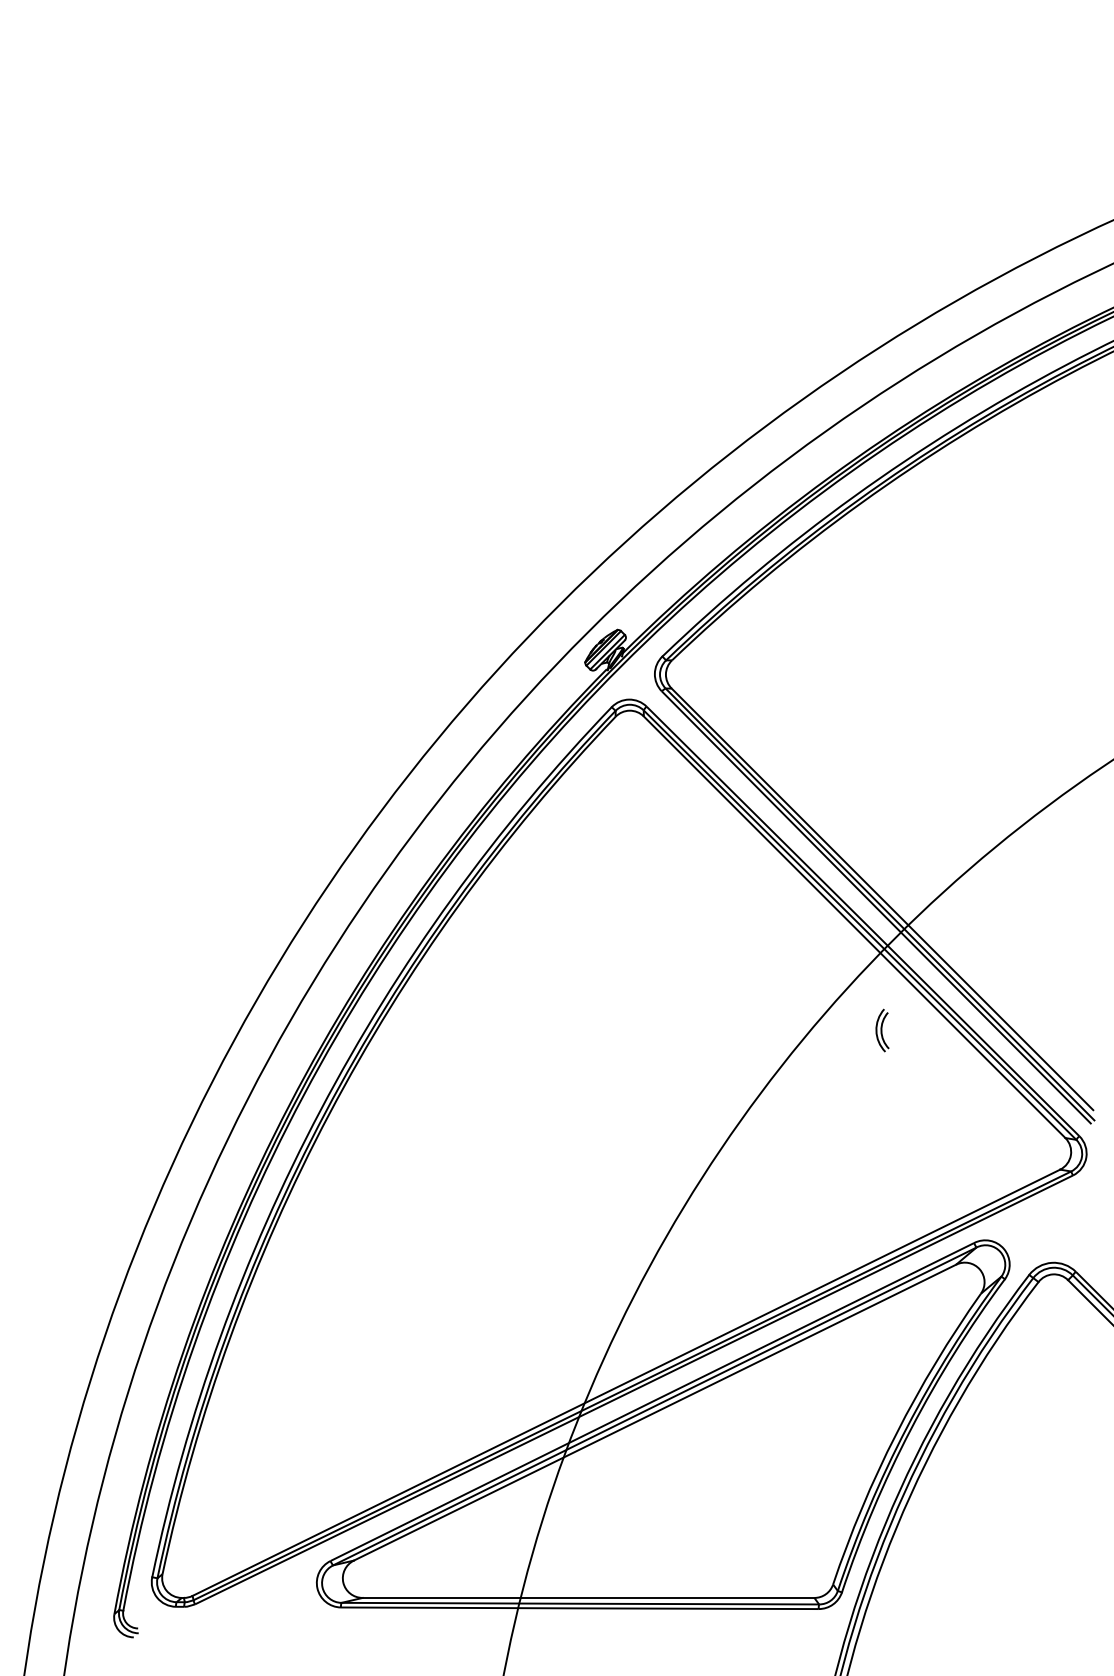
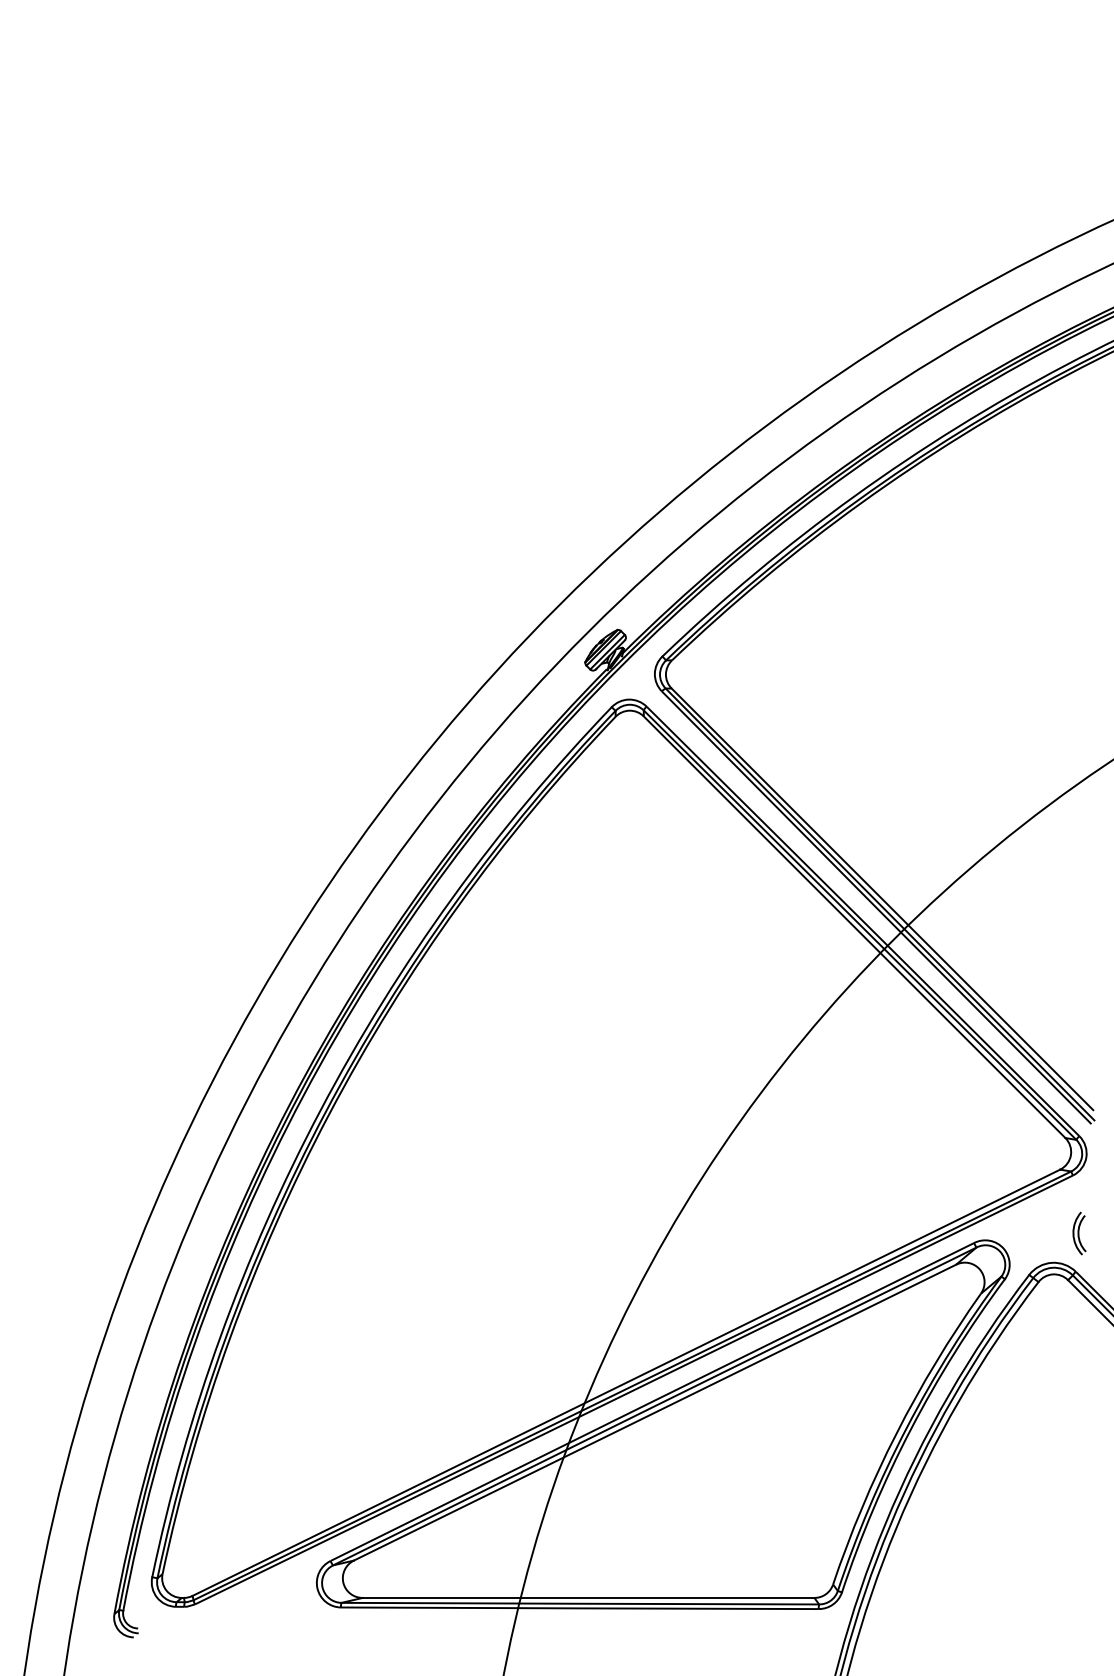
part position: (882, 1030) -> (1079, 1233) (1079, 1233)
